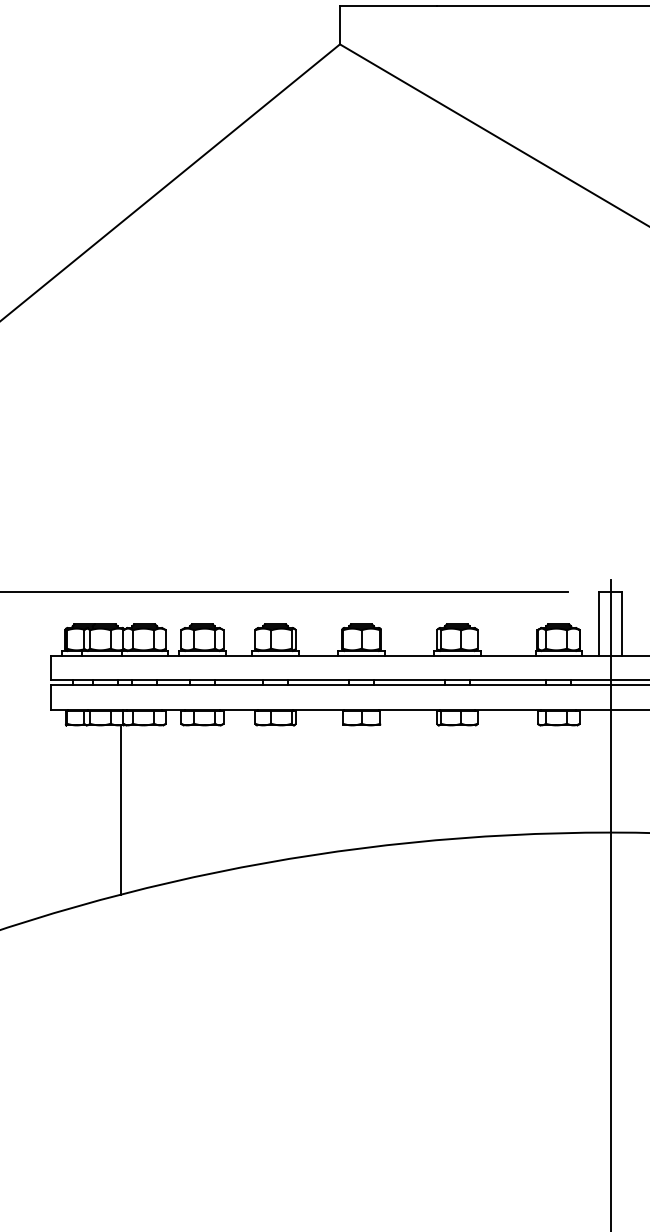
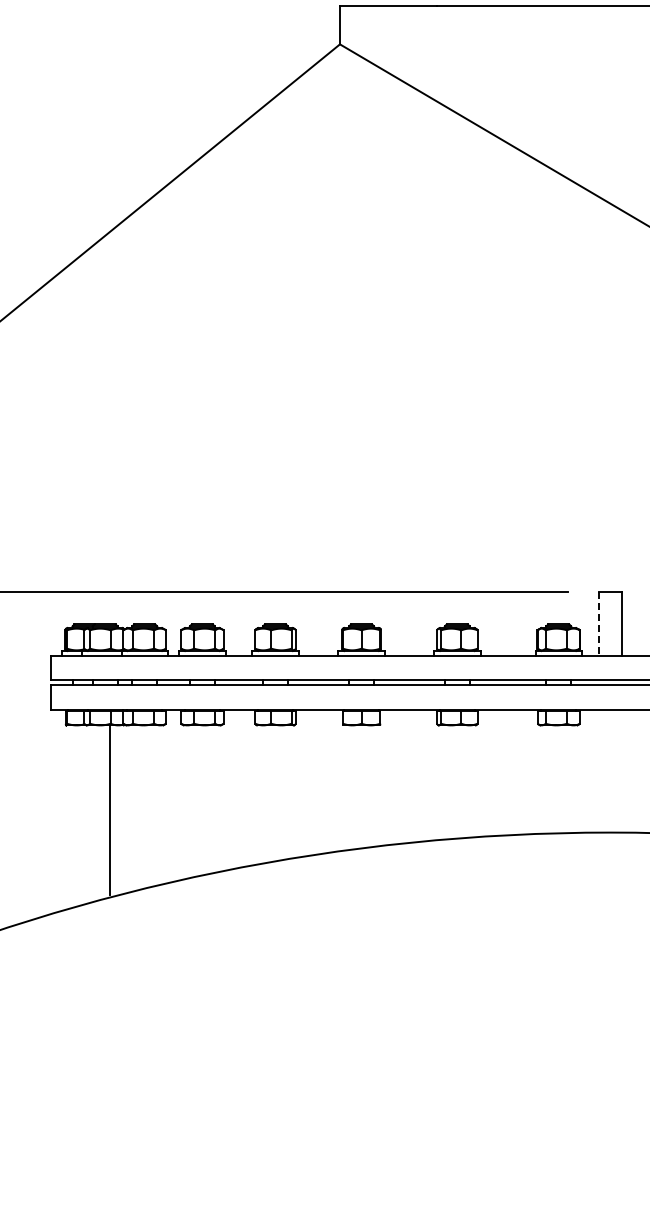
line: solid -> dashed (598, 623)
line position: (121, 809) -> (110, 809) (110, 809)
line: present -> none (610, 903)
